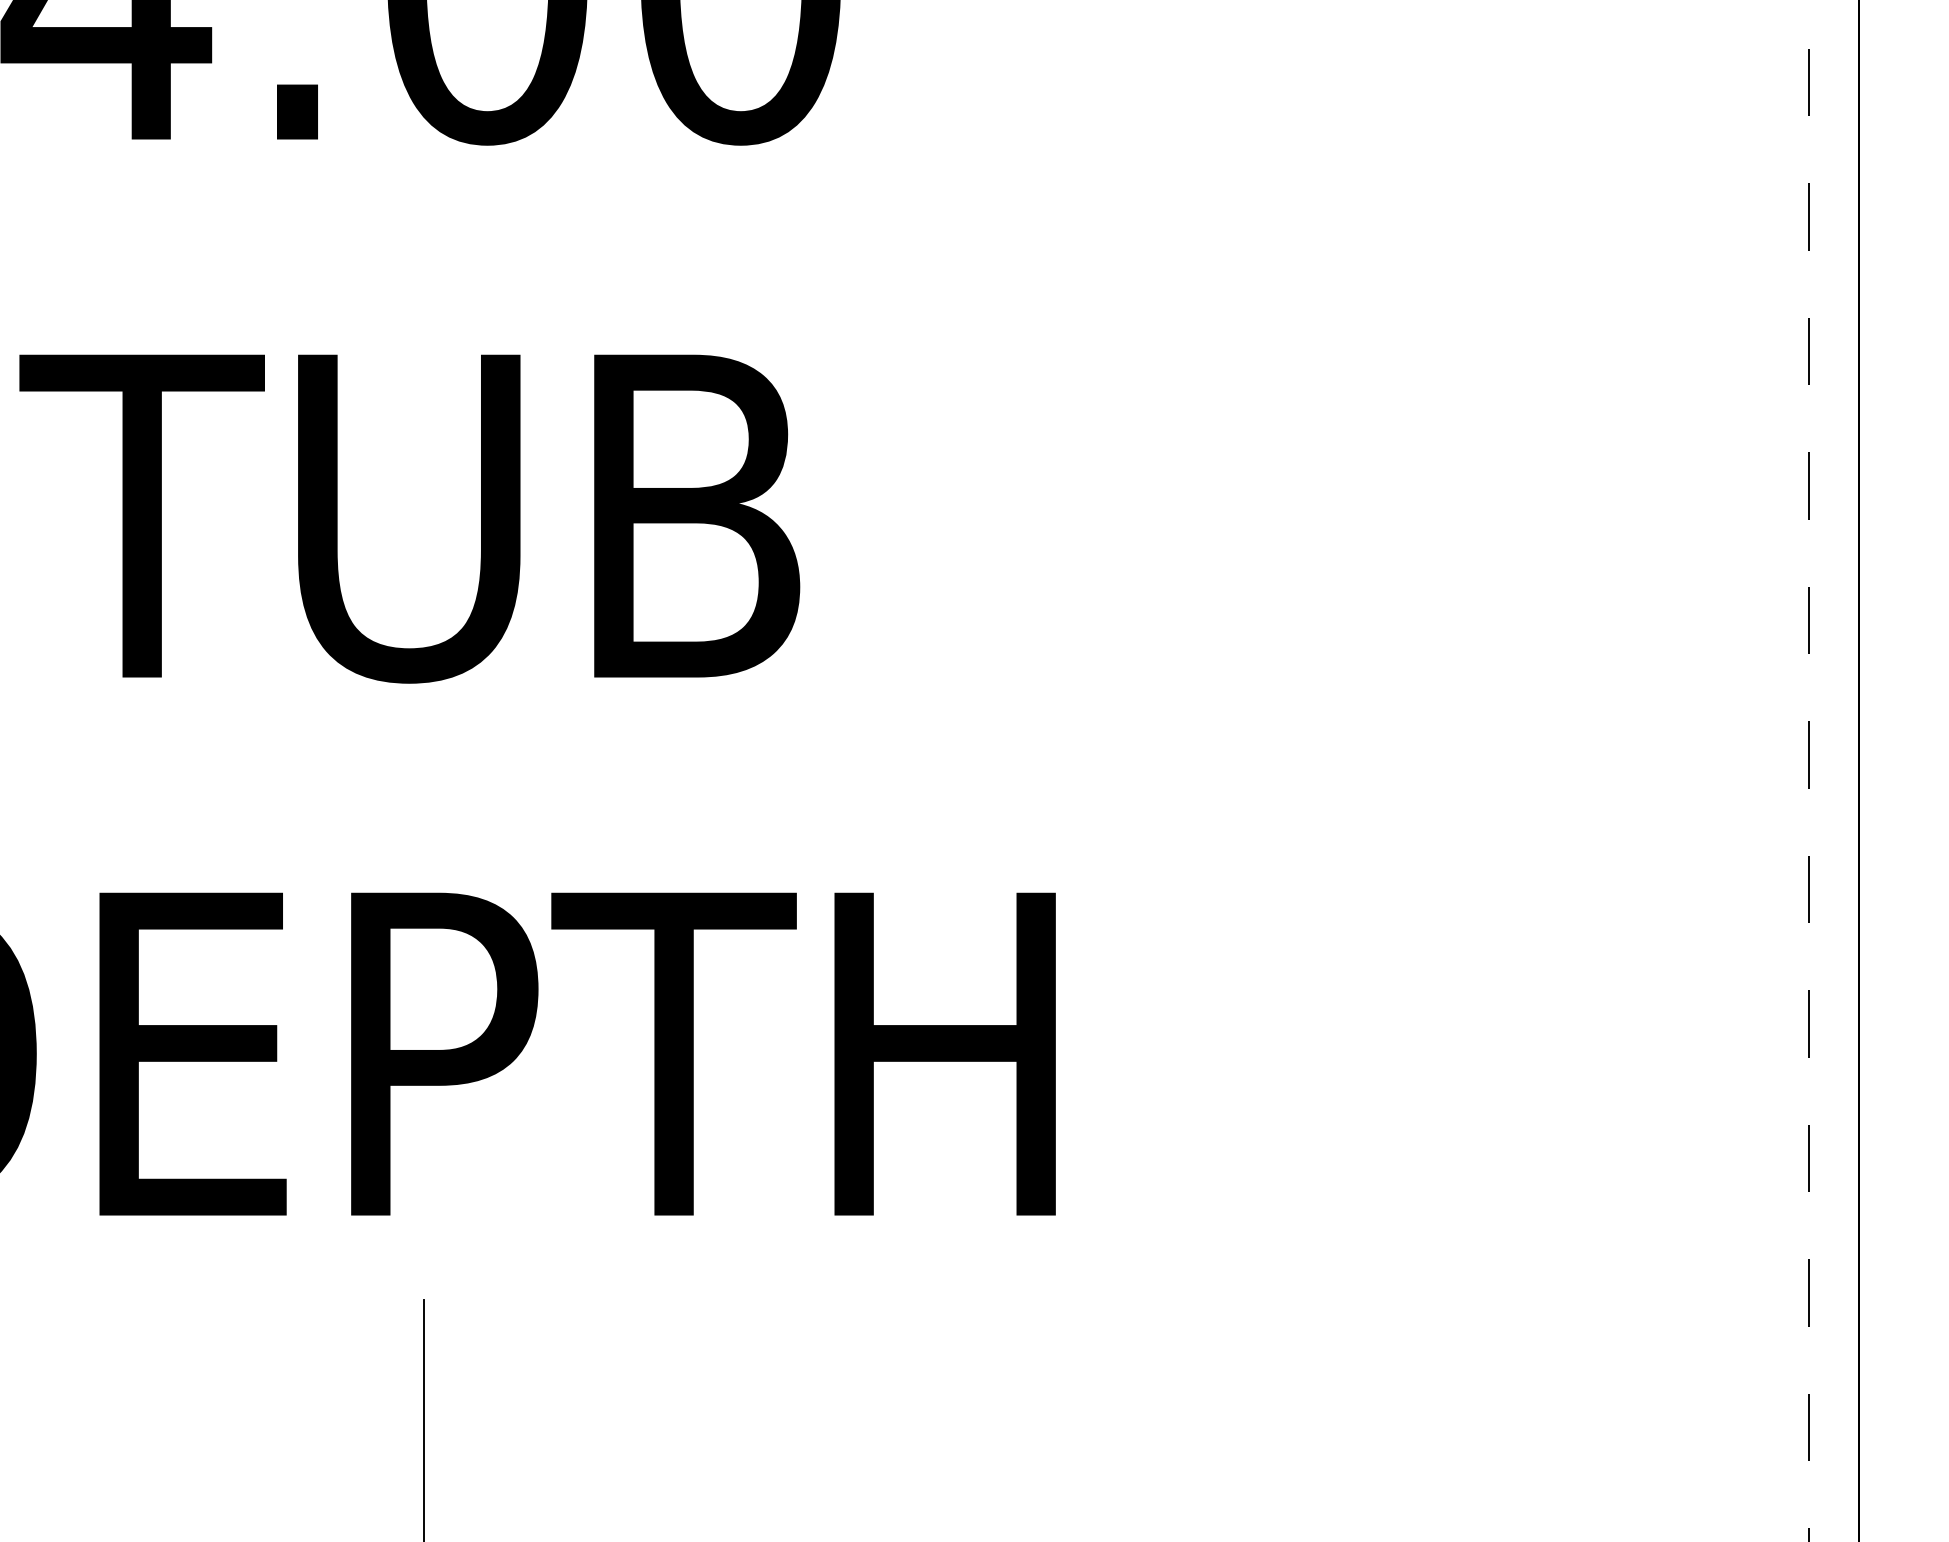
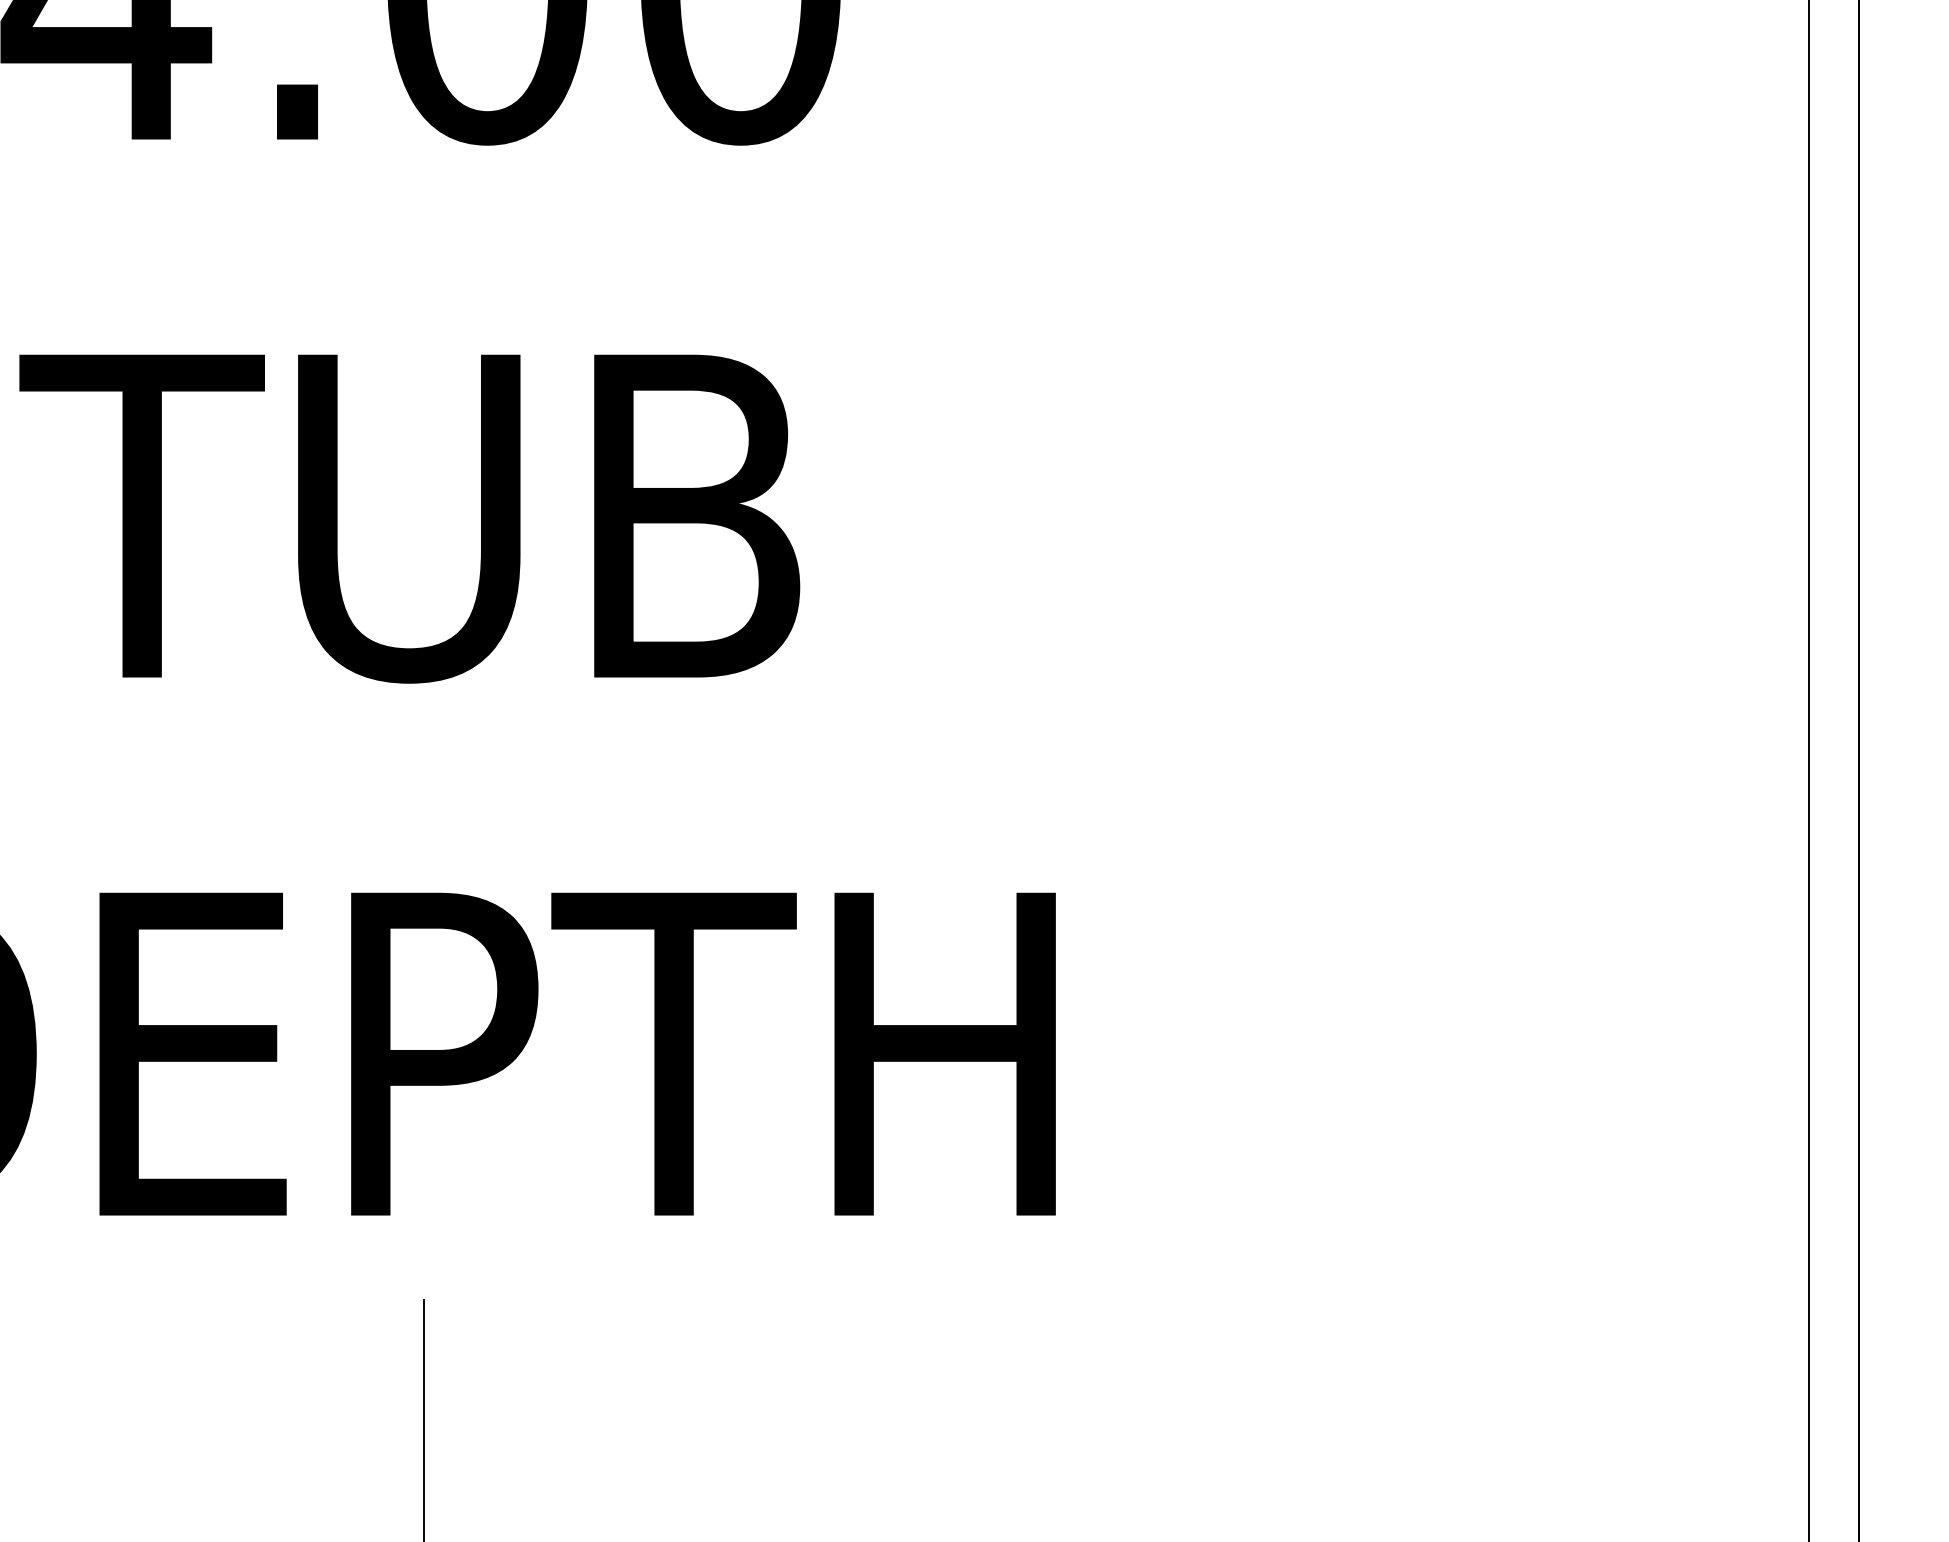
line: dashed -> solid (1808, 771)
